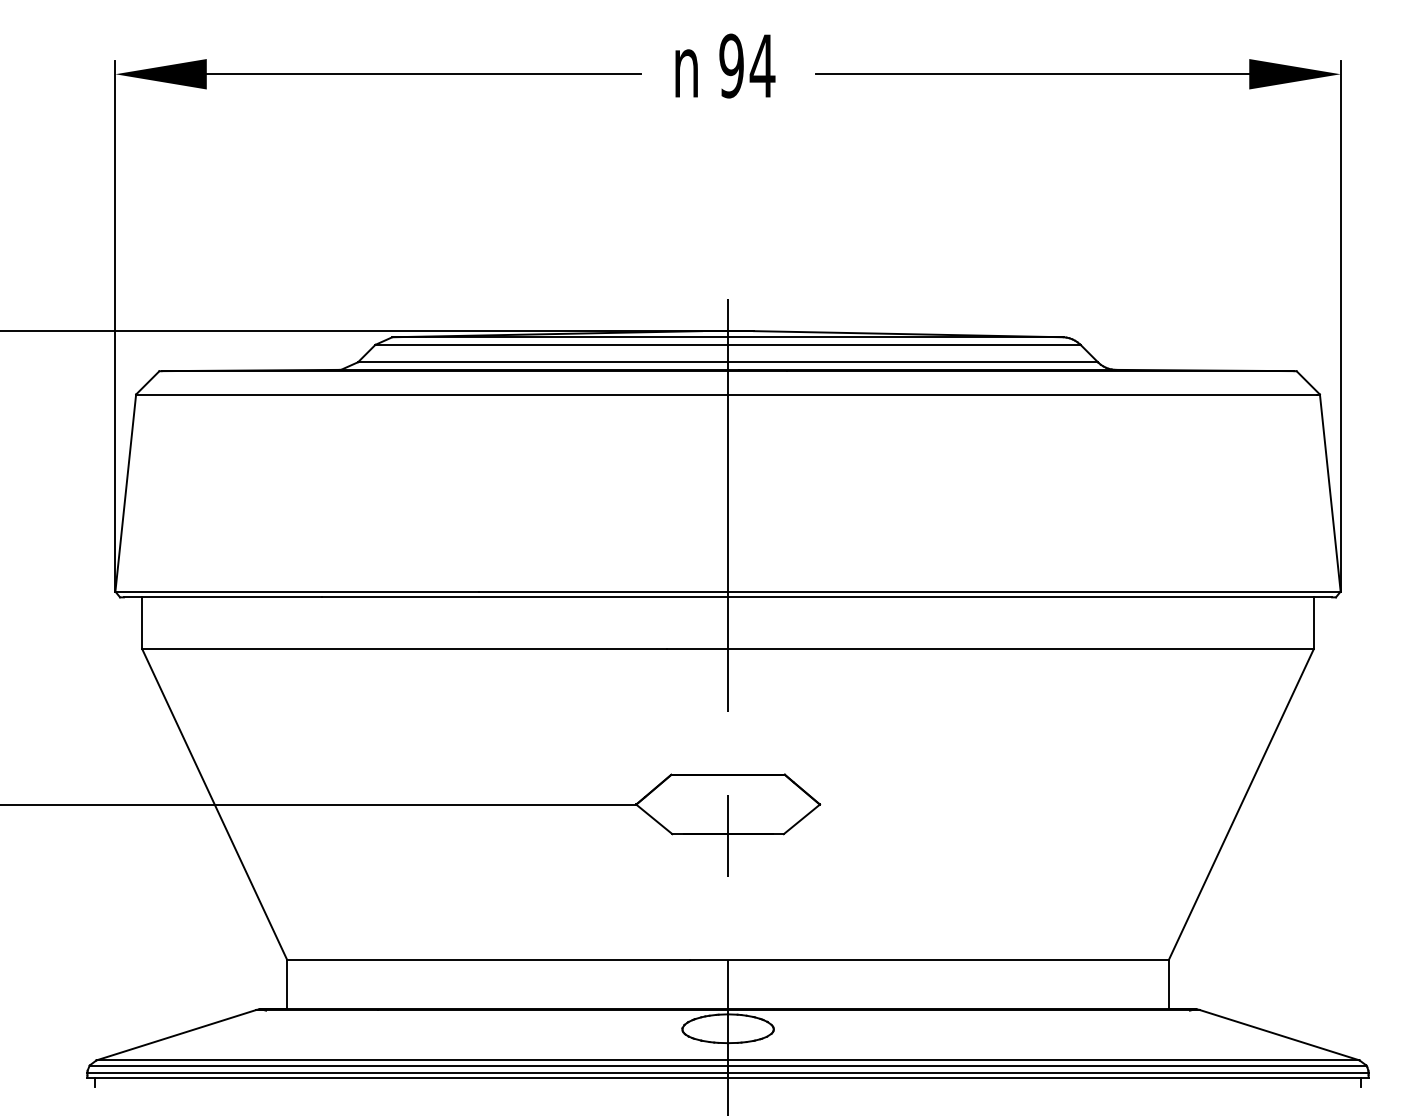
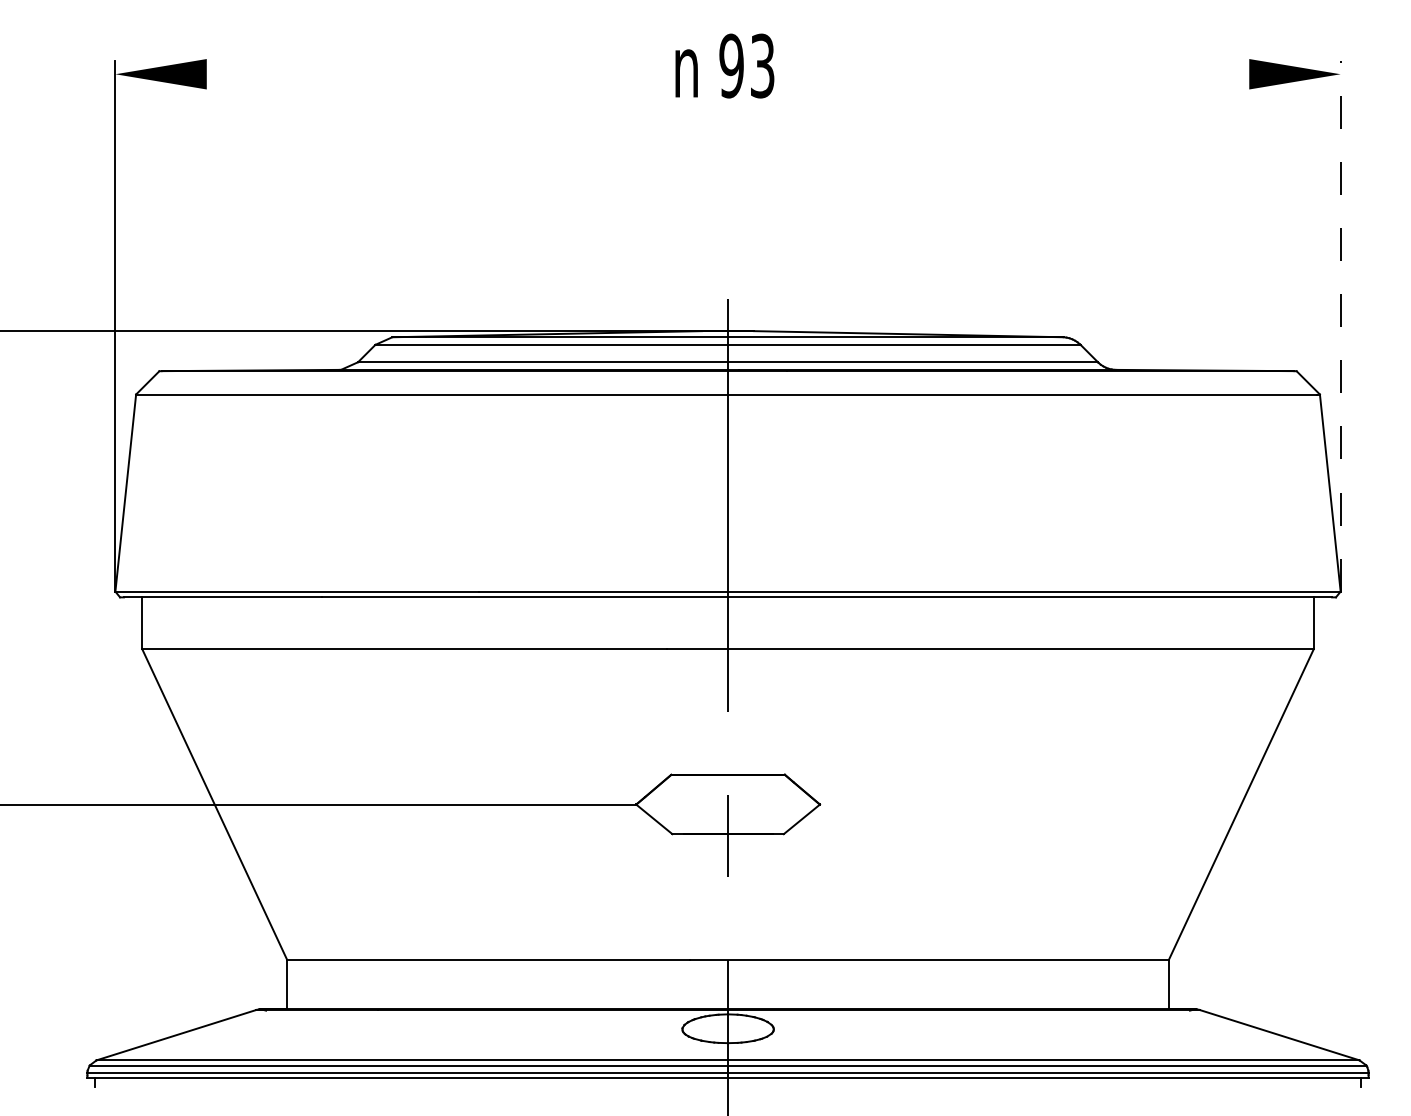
text: 94 -> 93 (762, 65)
line: present -> none (400, 74)
line: present -> none (1055, 74)
line: solid -> dashed (1340, 325)
